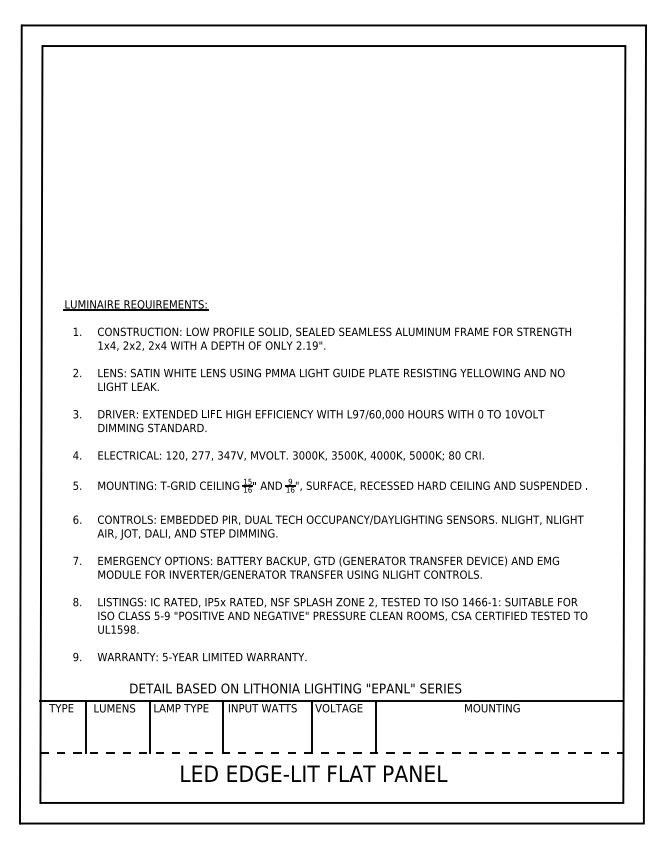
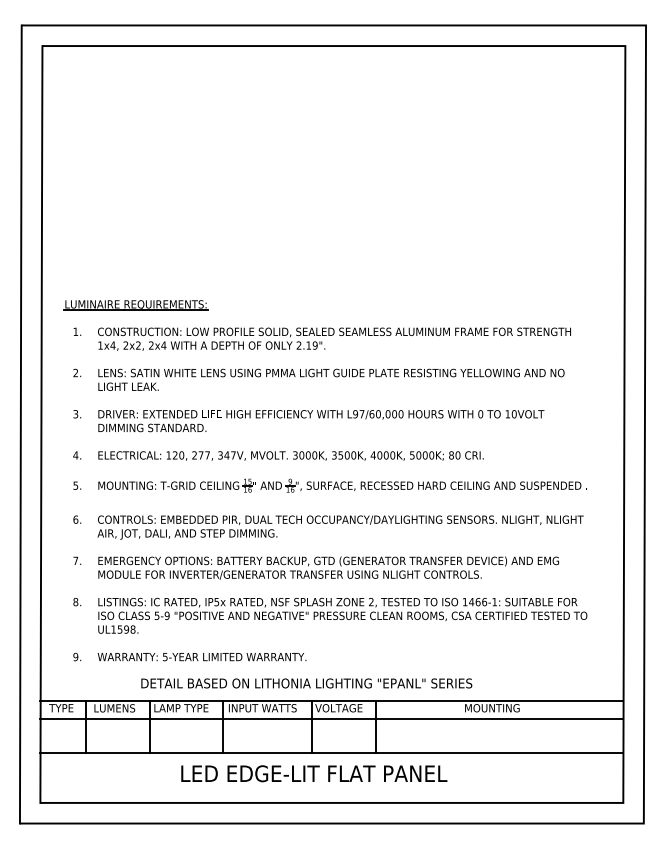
text position: (295, 688) -> (306, 683) (306, 683)
line: none -> present (331, 718)
line: dashed -> solid (332, 752)
